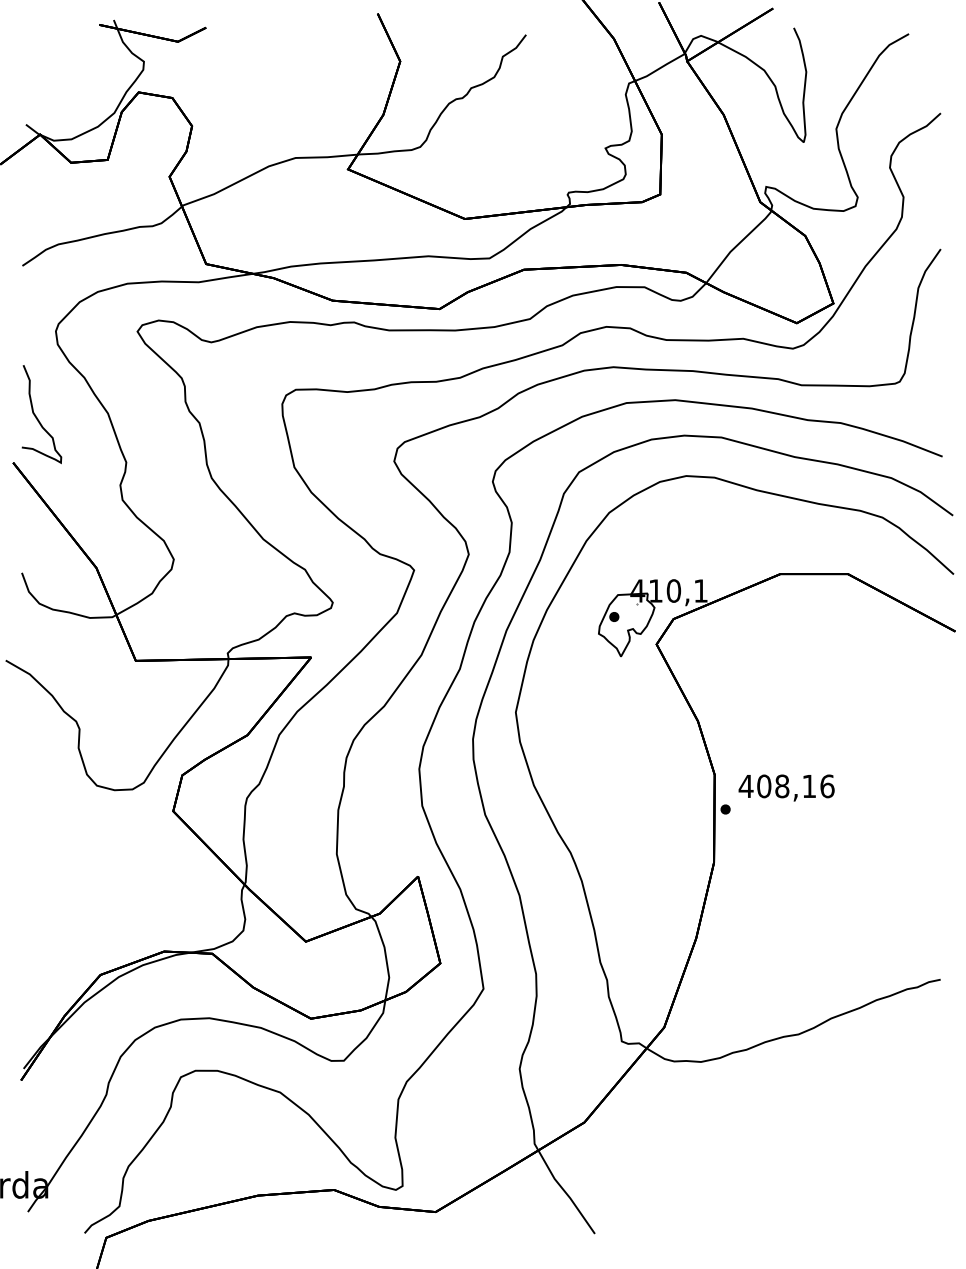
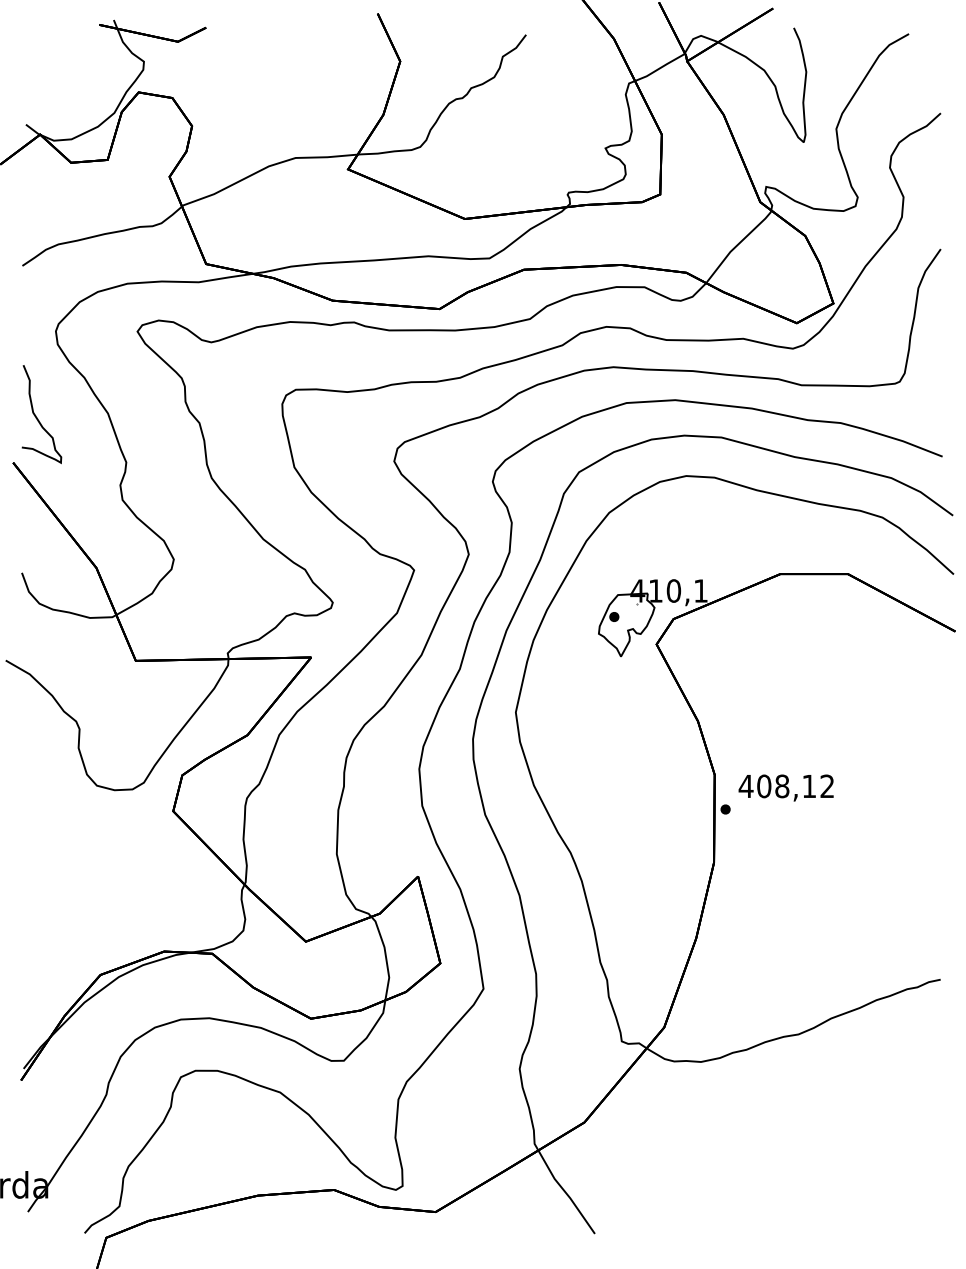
text: 408,16 -> 408,12 (827, 786)
